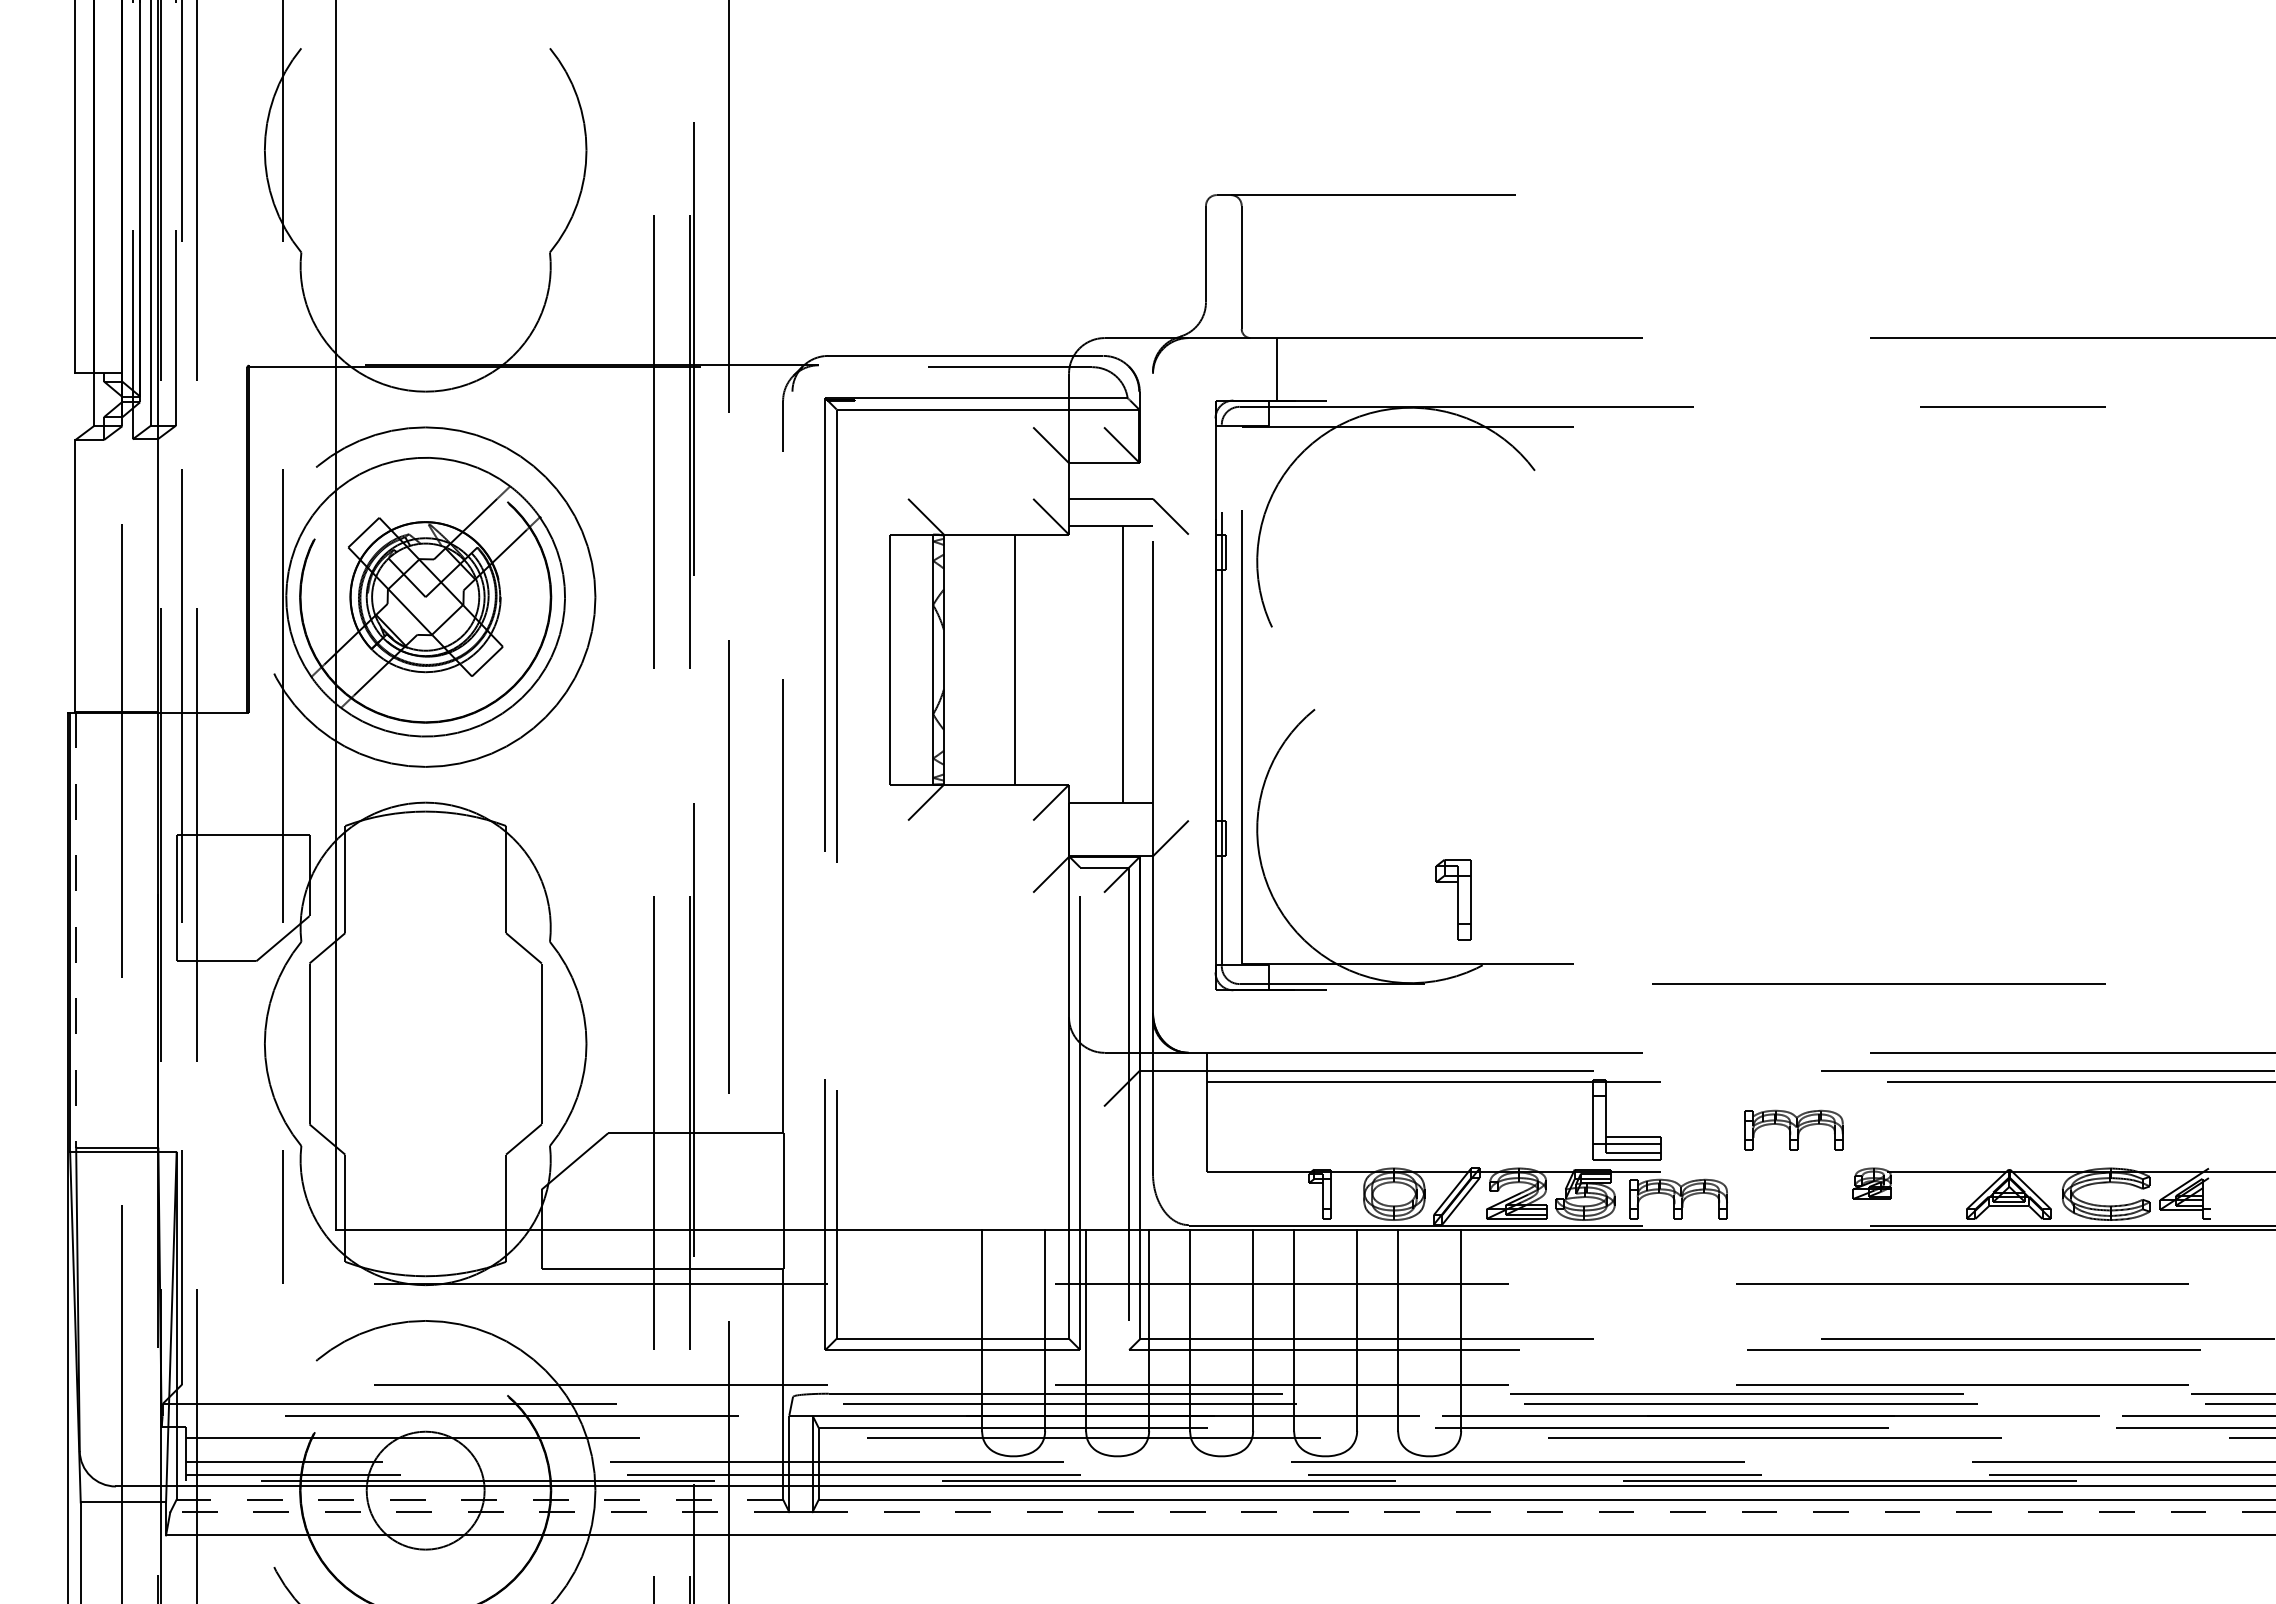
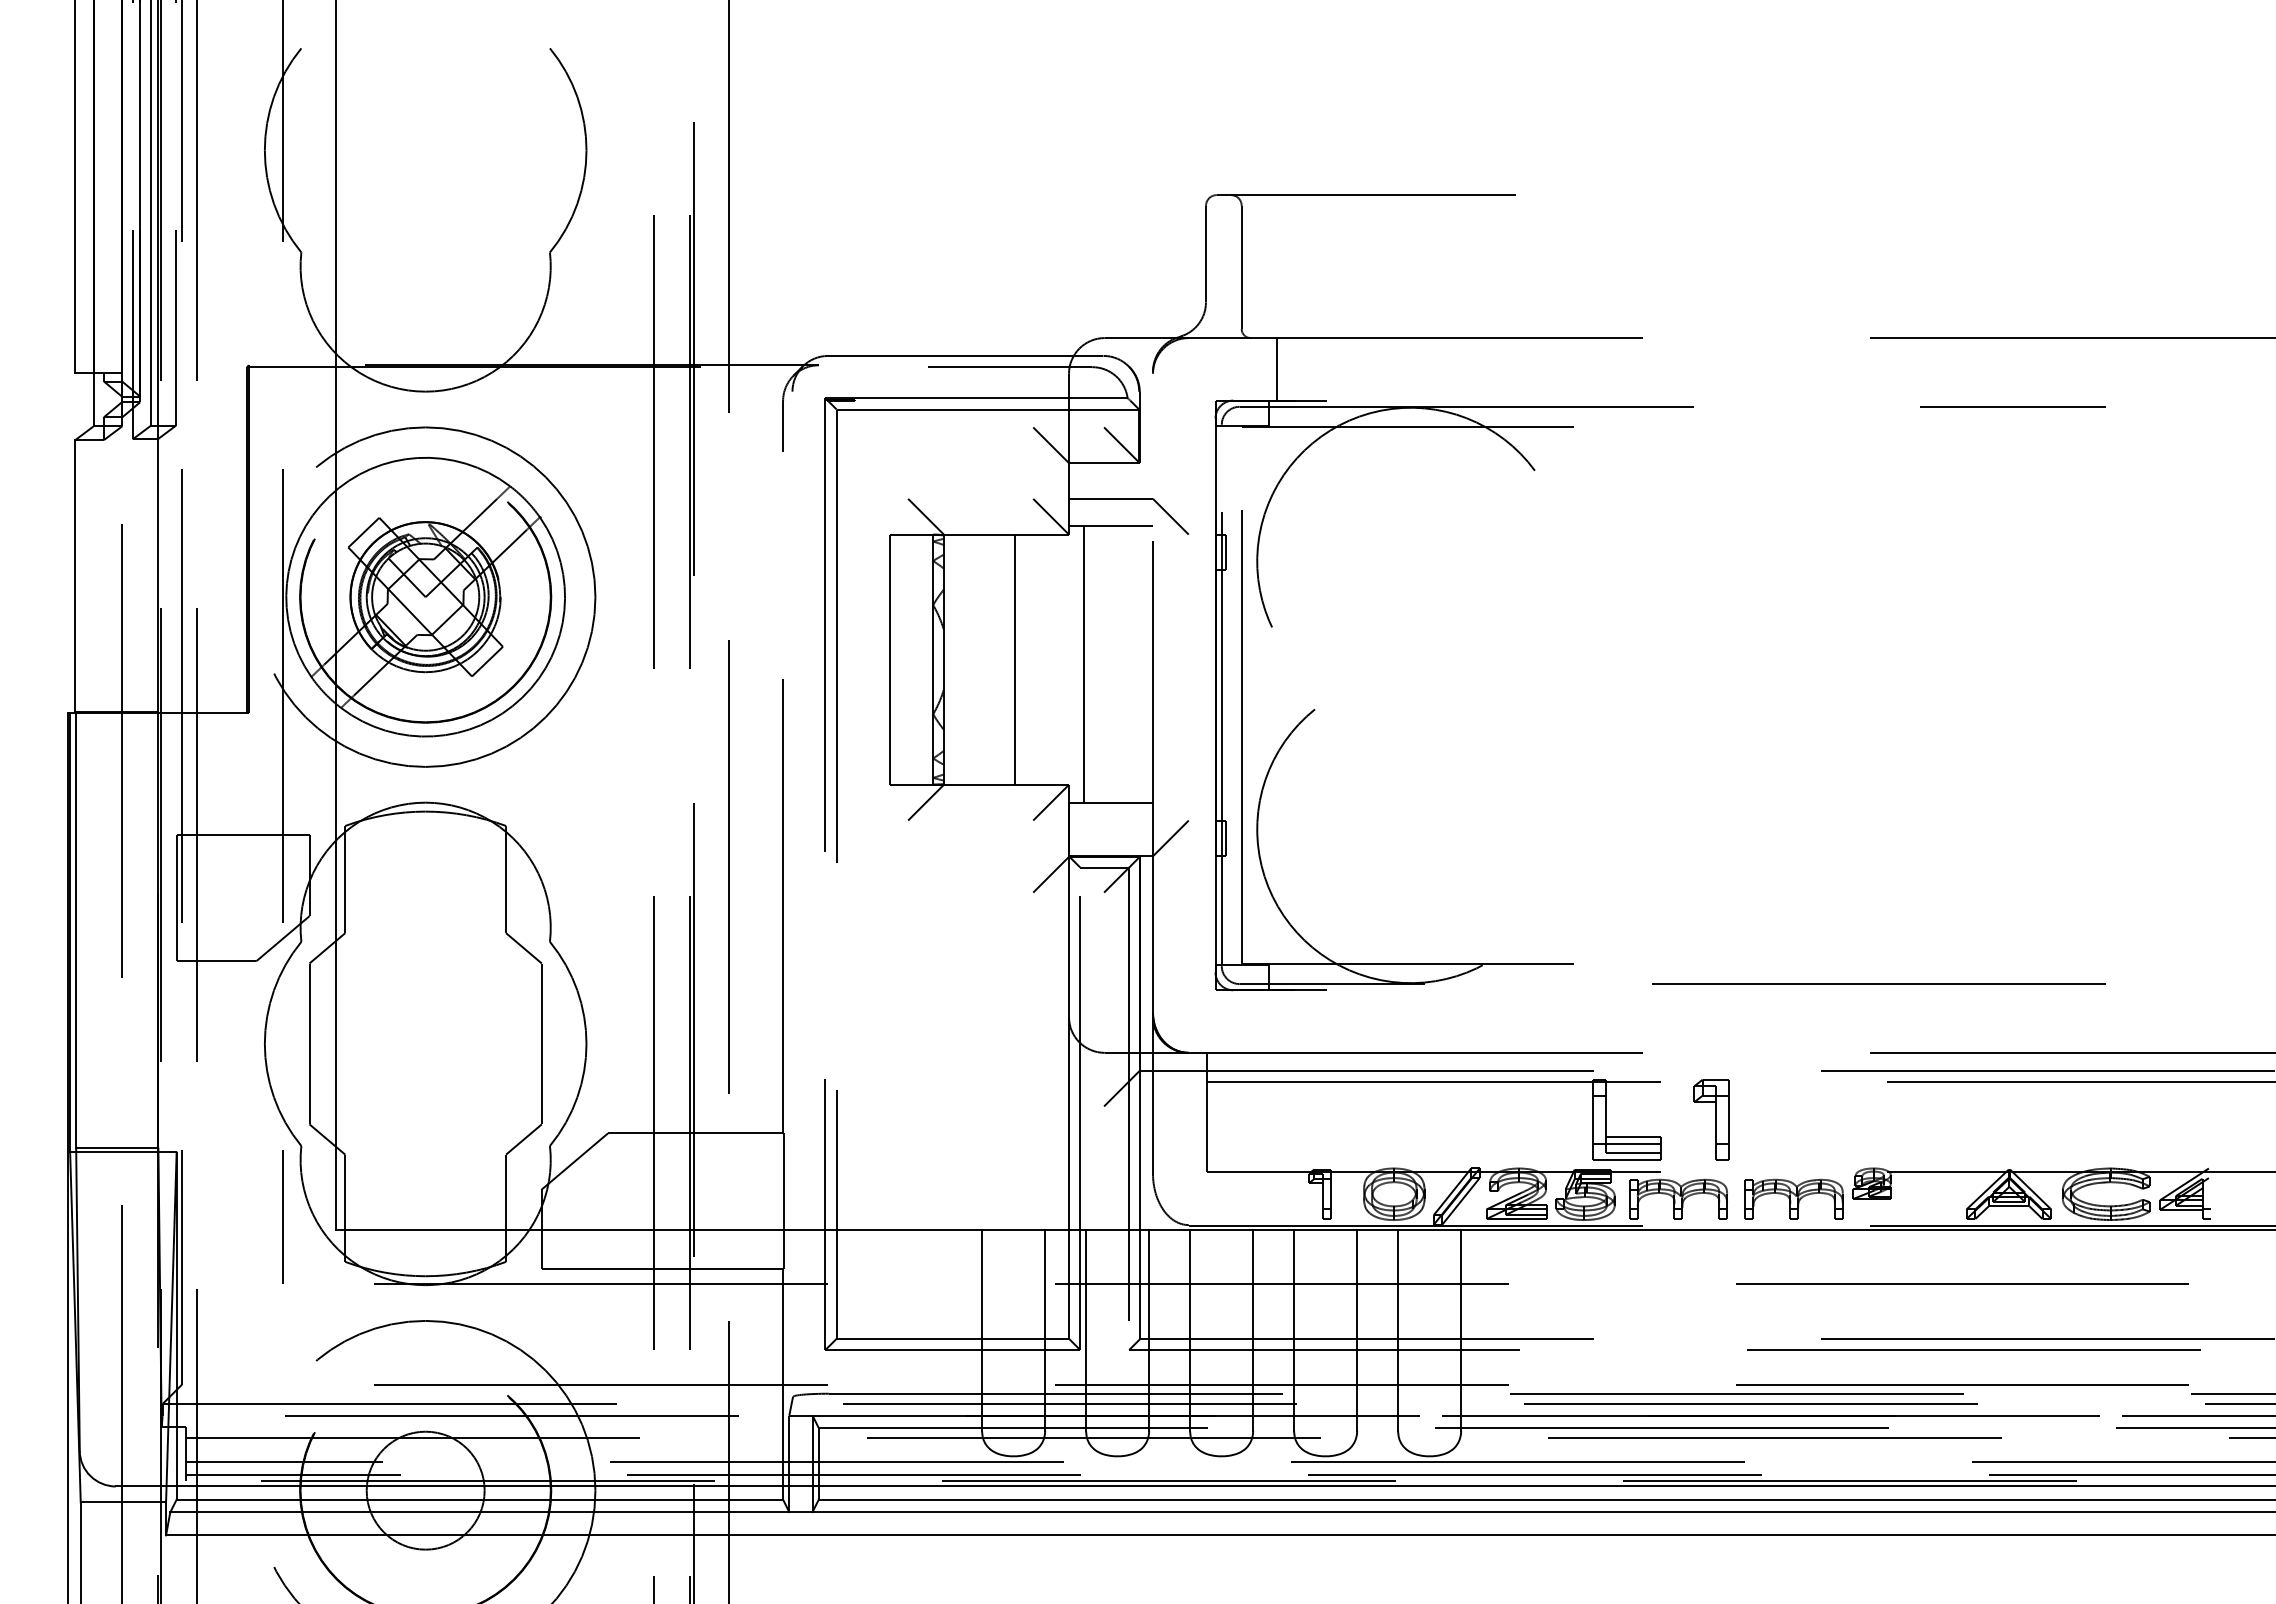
line position: (1123, 663) -> (1084, 663) (1084, 663)
part position: (1453, 899) -> (1711, 1119) (1711, 1119)
line: dashed -> solid (76, 930)
part position: (1793, 1129) -> (1793, 1198) (1793, 1198)
line: dashed -> solid (479, 1499)
line: dashed -> solid (479, 1512)
line: dashed -> solid (1544, 1512)
